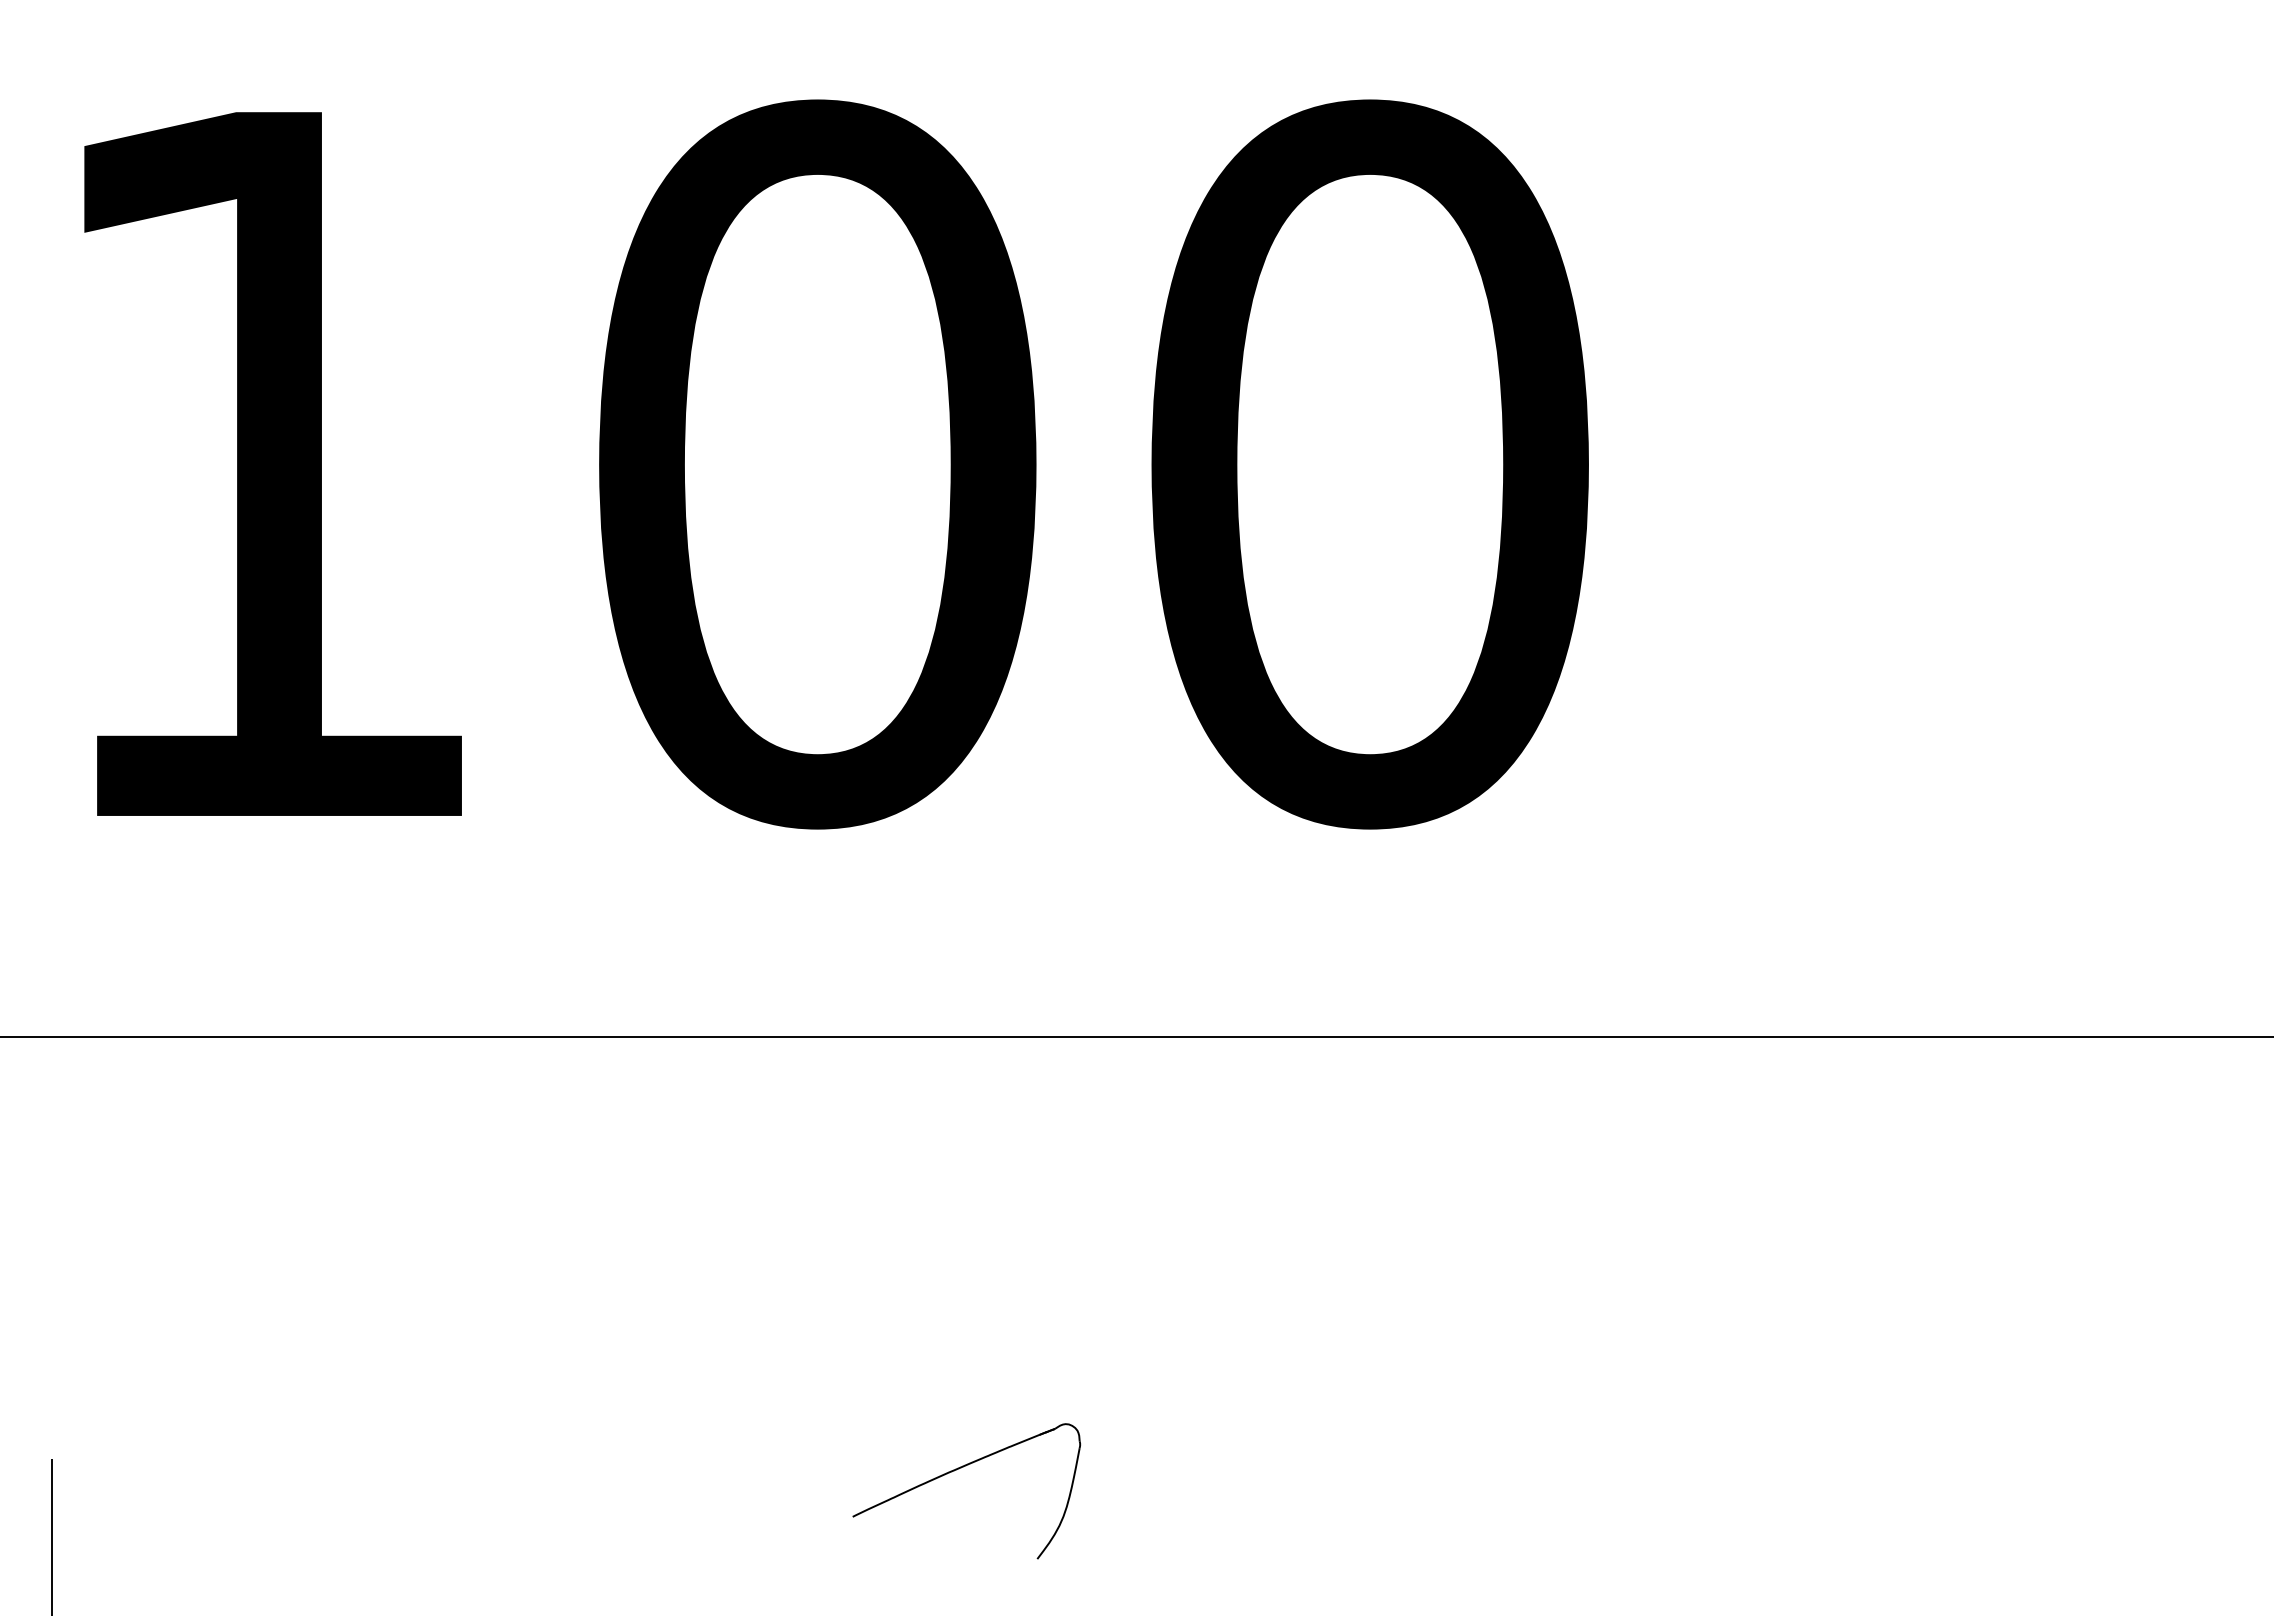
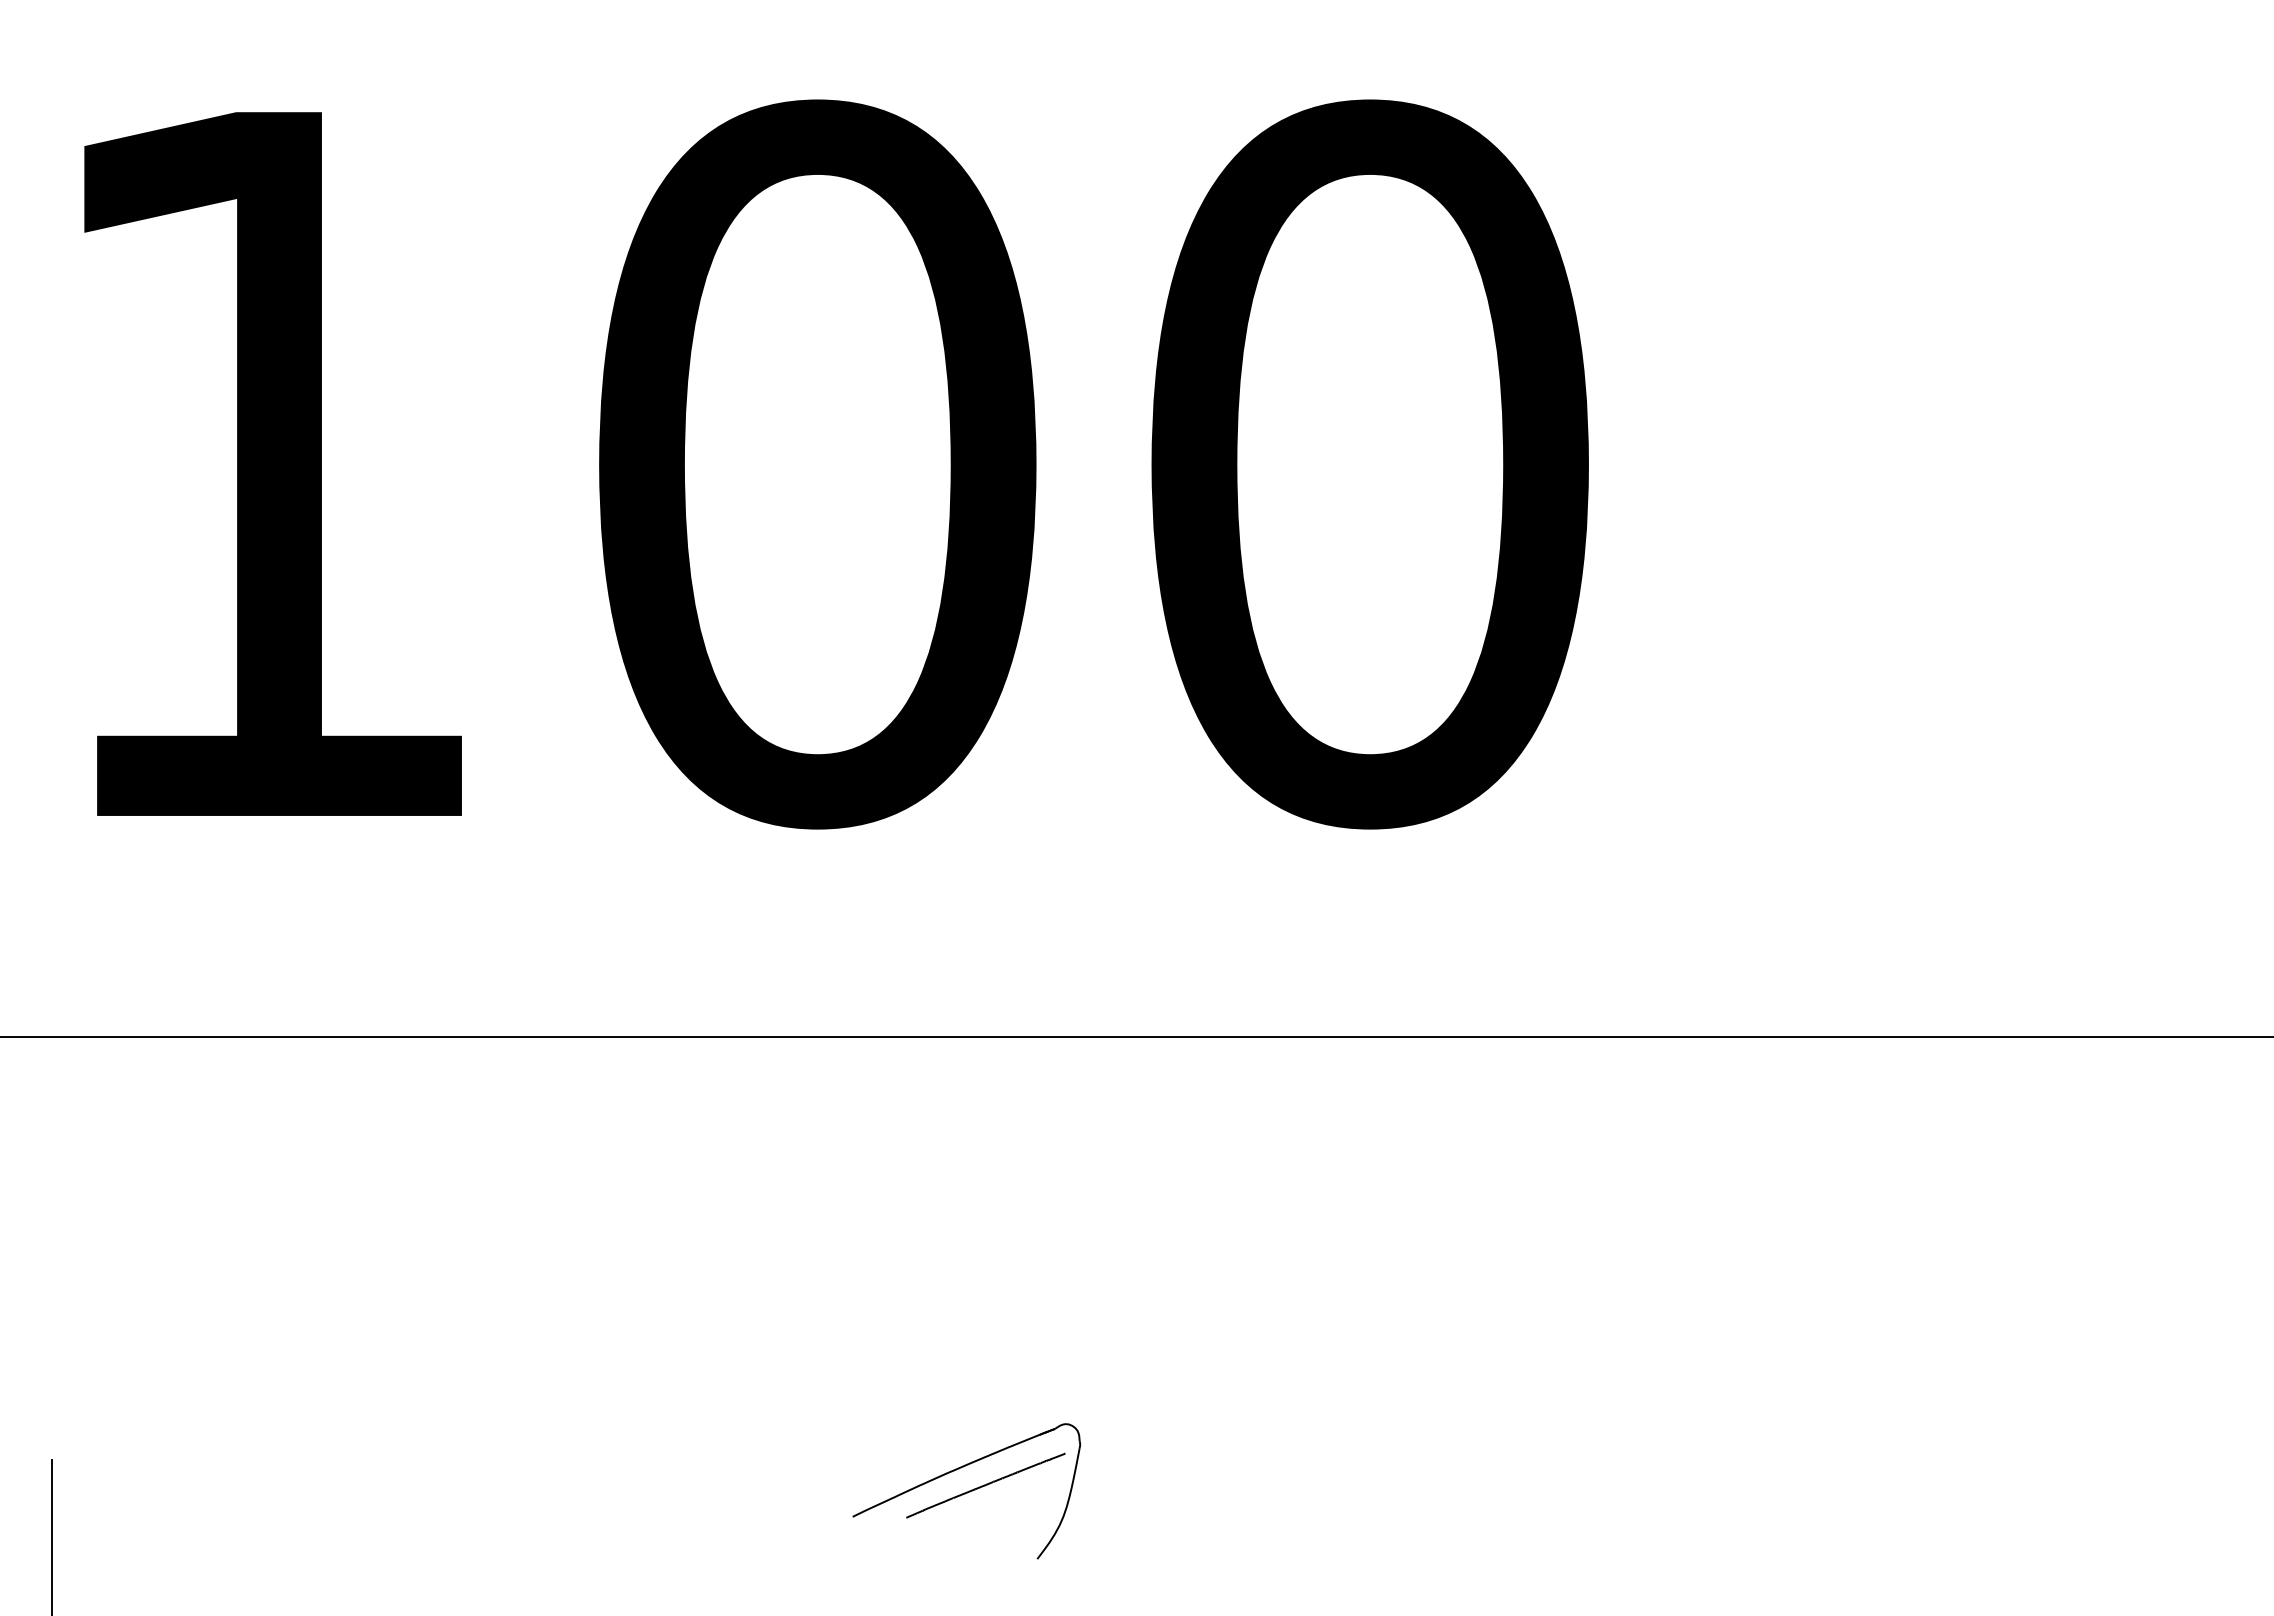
line: none -> present (985, 1485)
